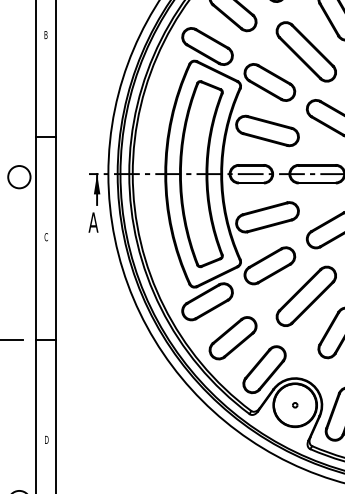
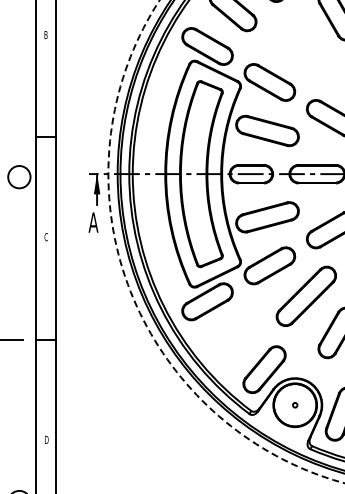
part: present -> none (305, 51)
circle: solid -> dashed (226, 241)
part: present -> none (232, 338)
